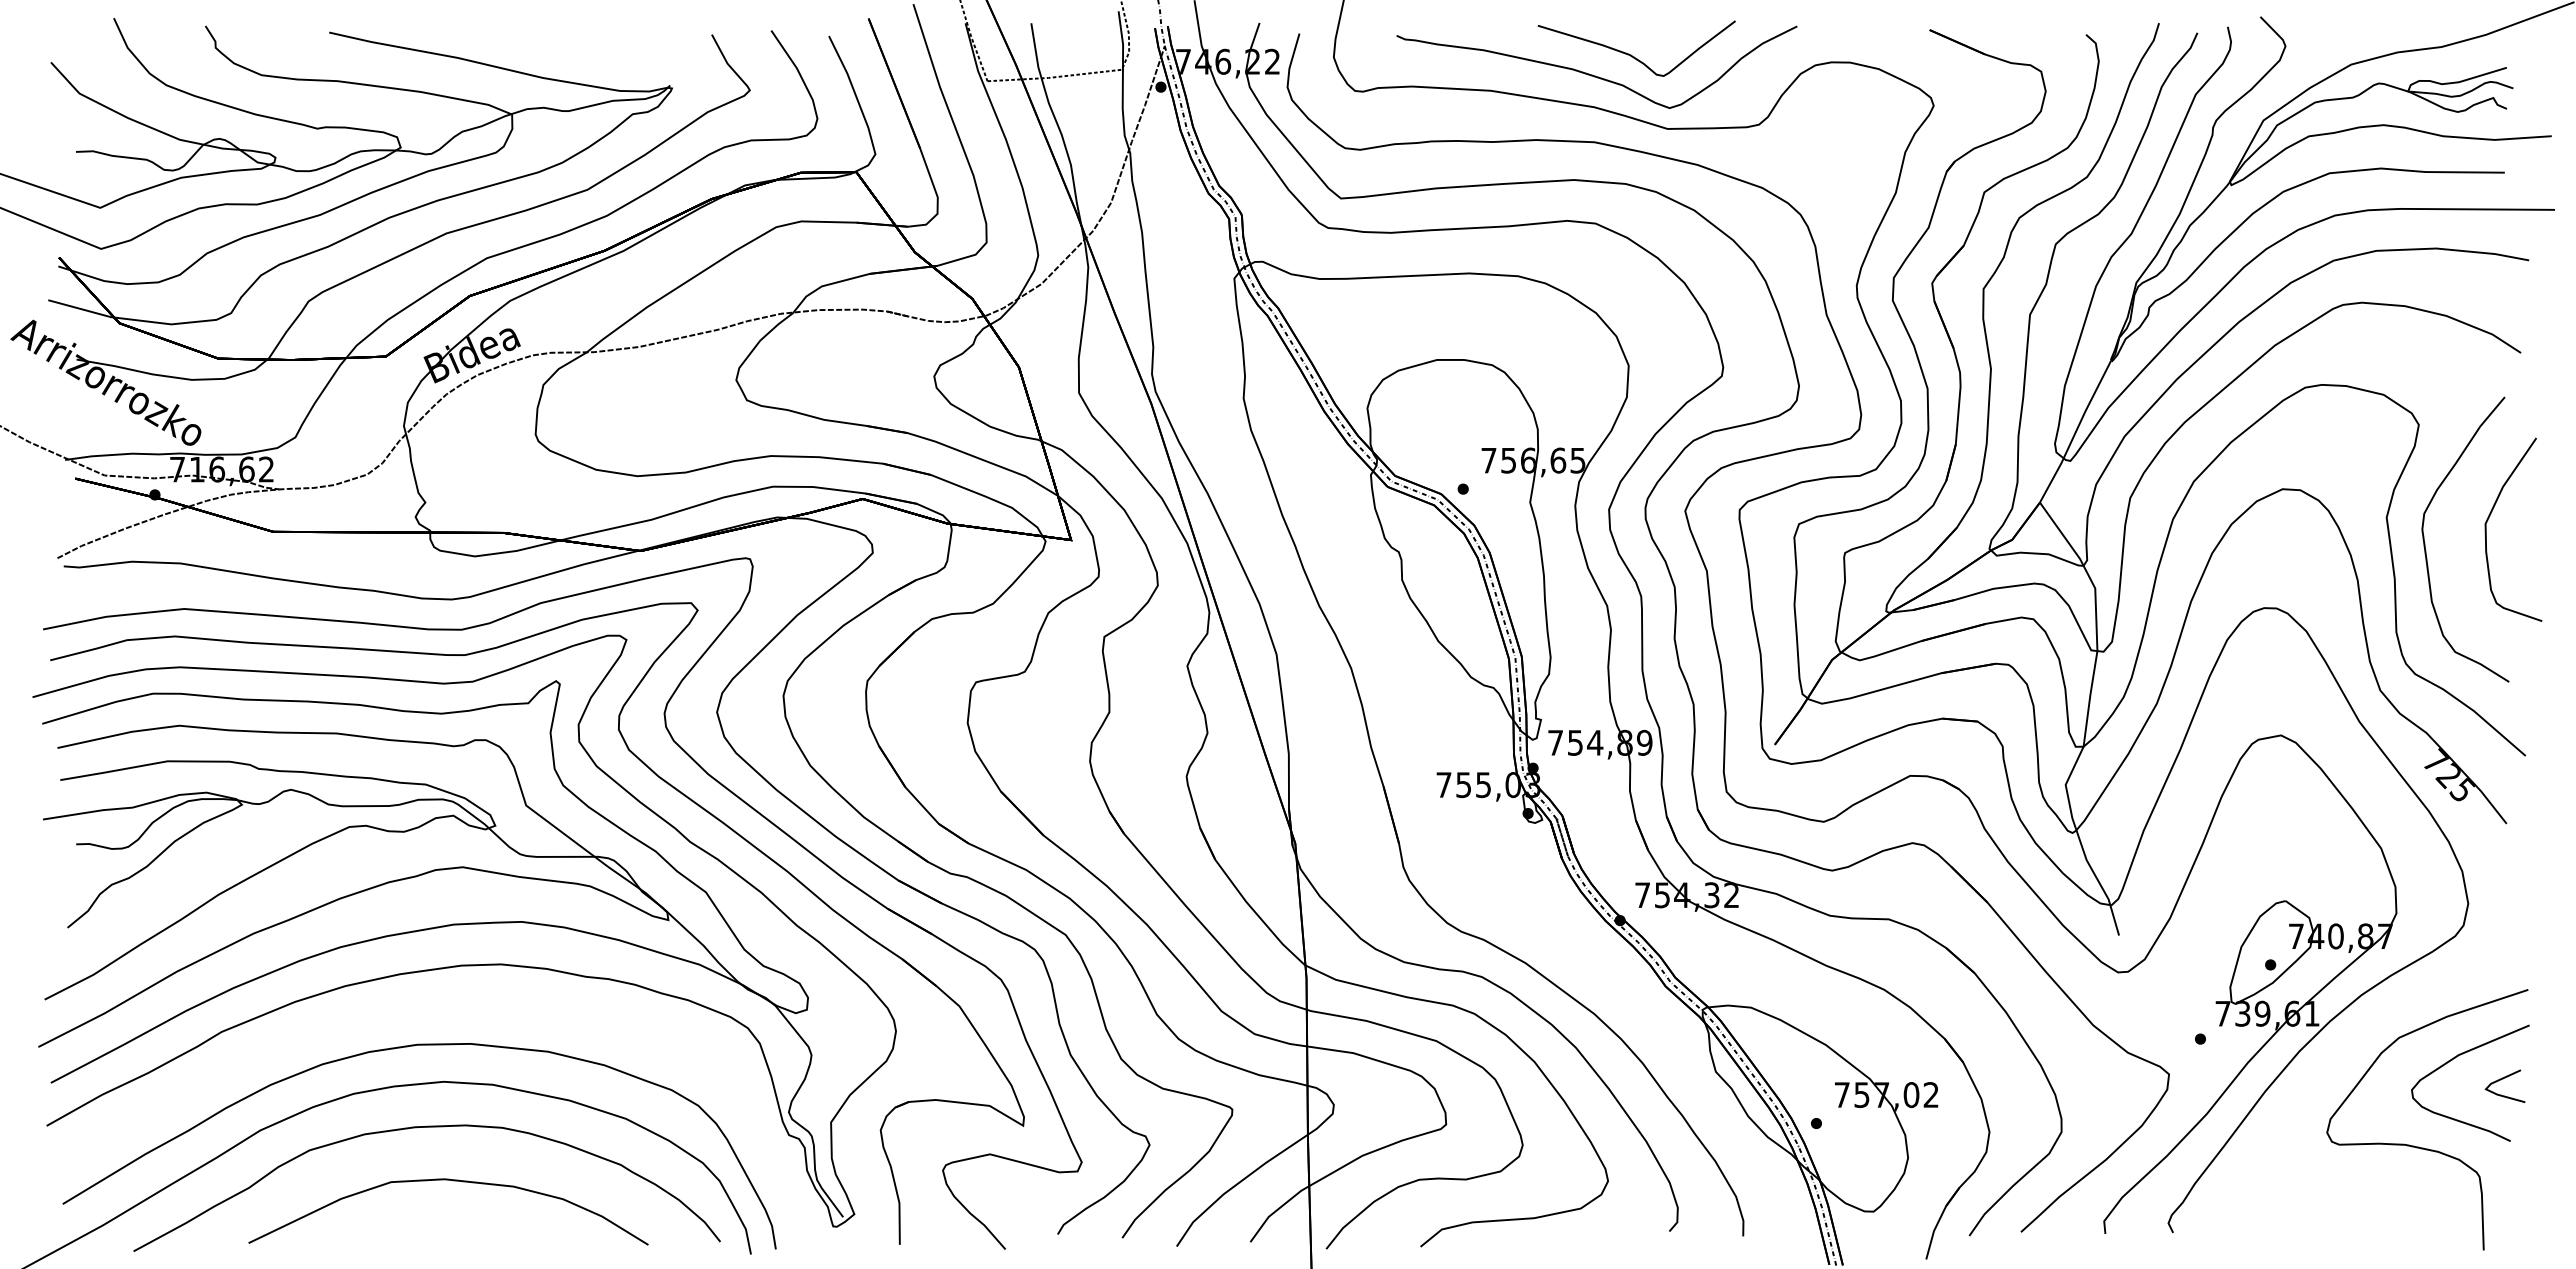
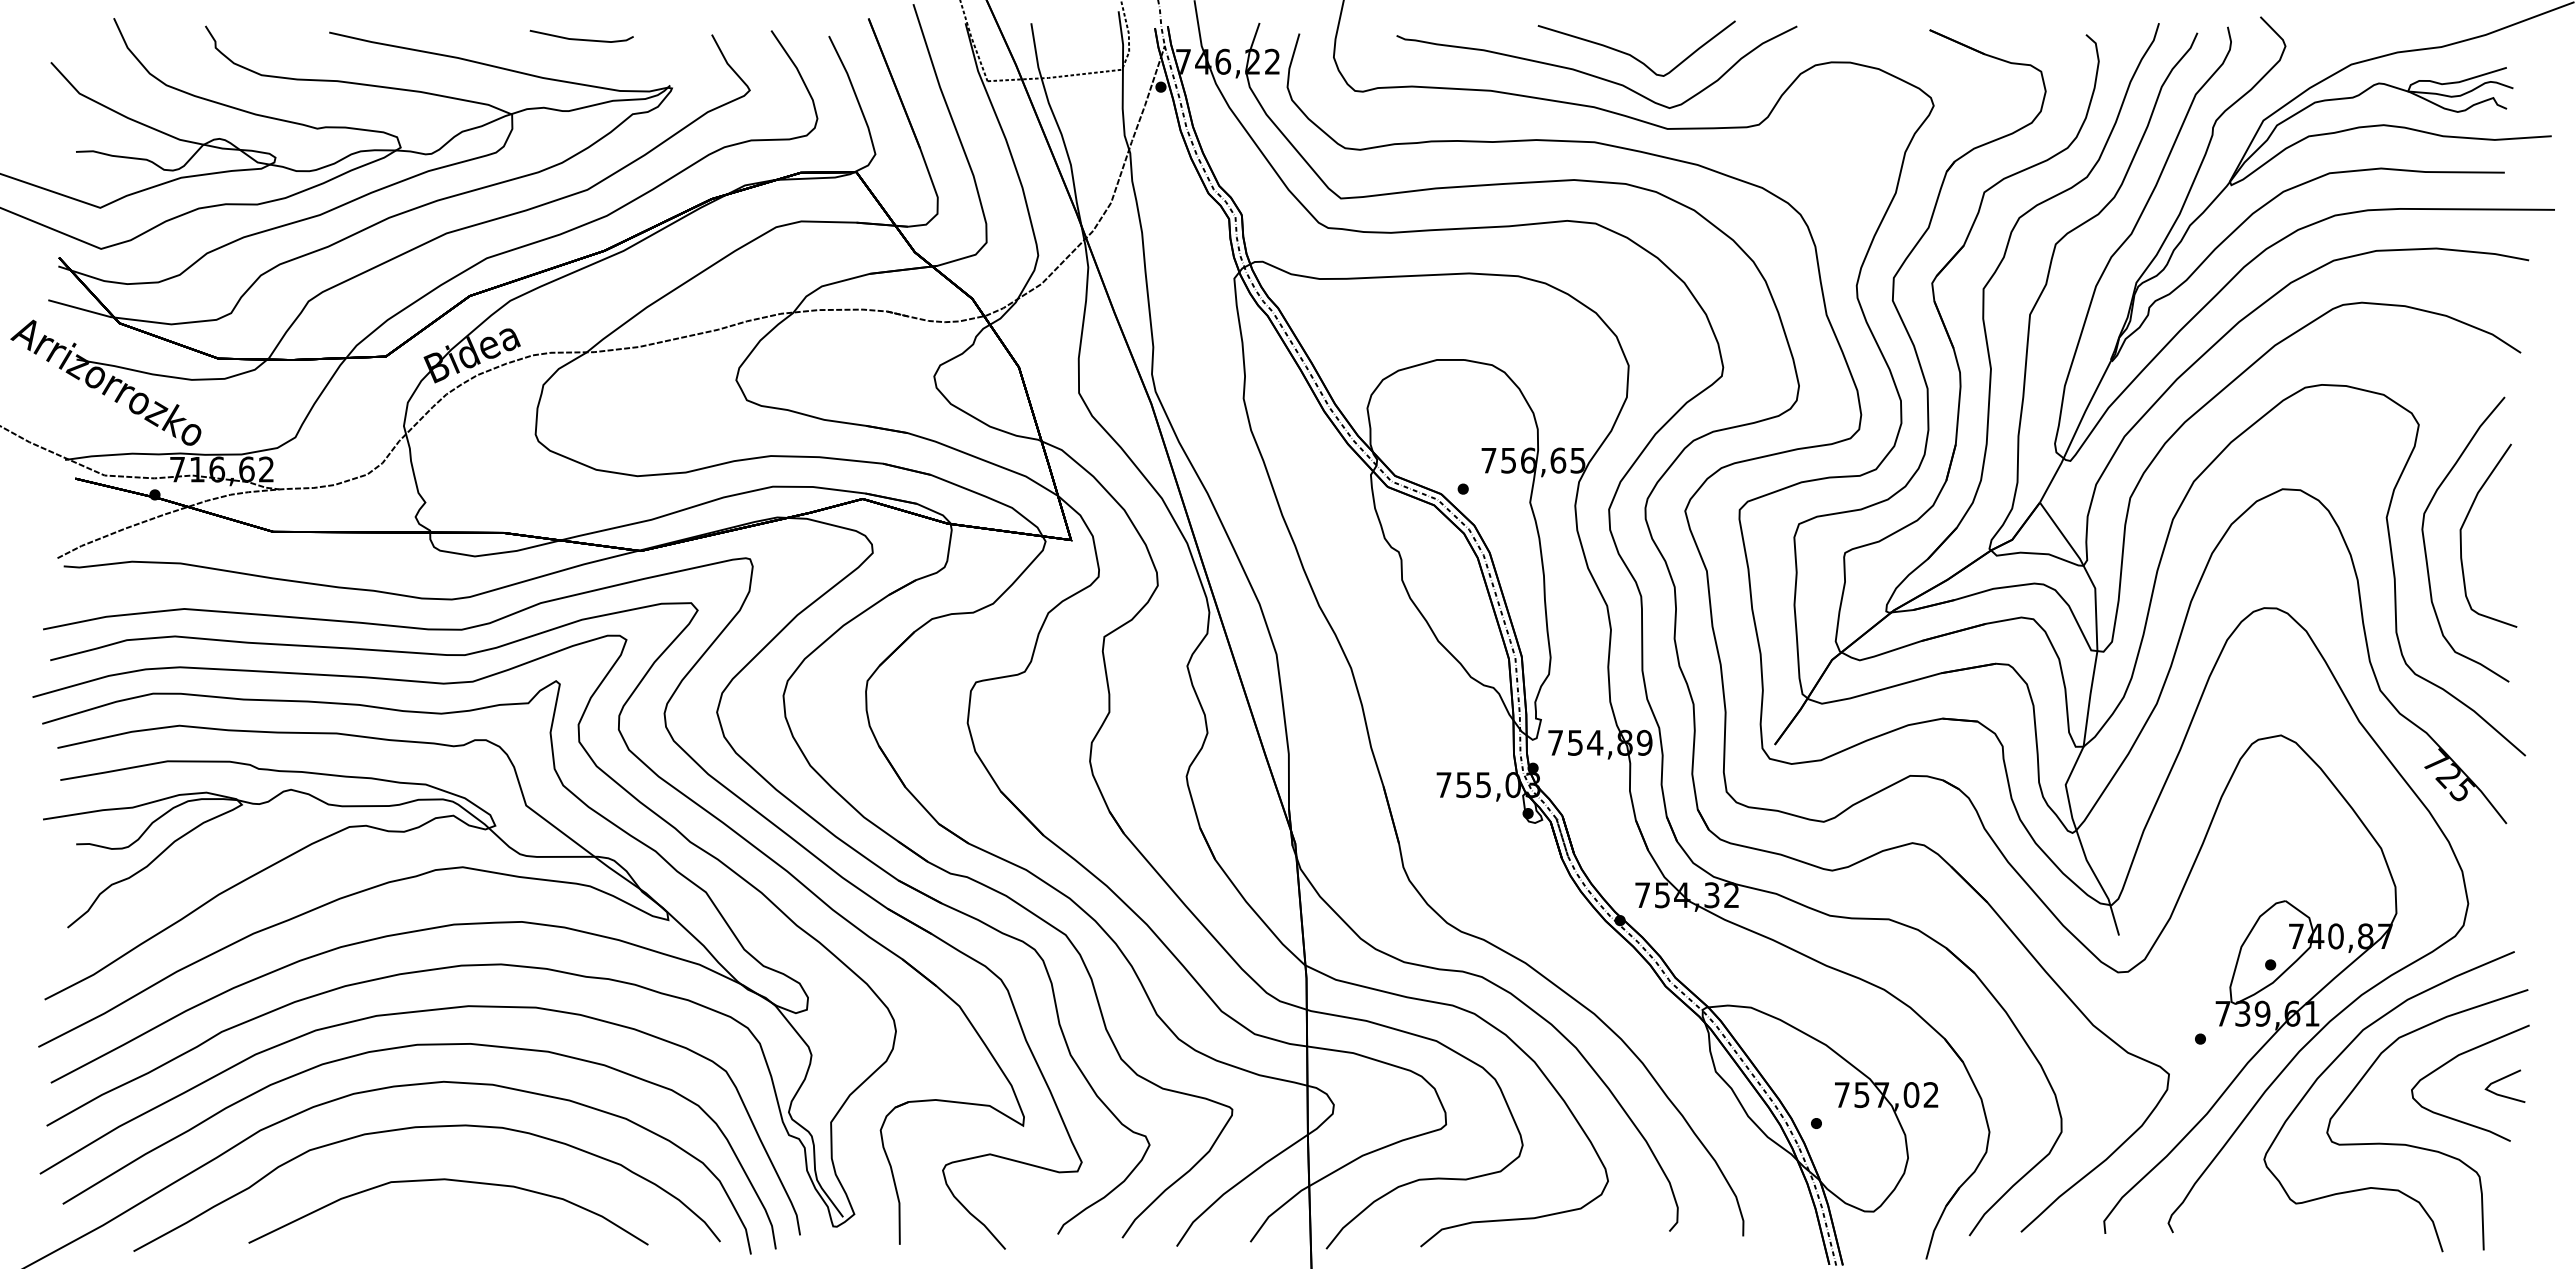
line: none -> present (580, 38)
curve position: (2489, 518) -> (2464, 524) (2464, 524)
curve: none -> present (411, 1013)
curve: none -> present (2341, 1054)
